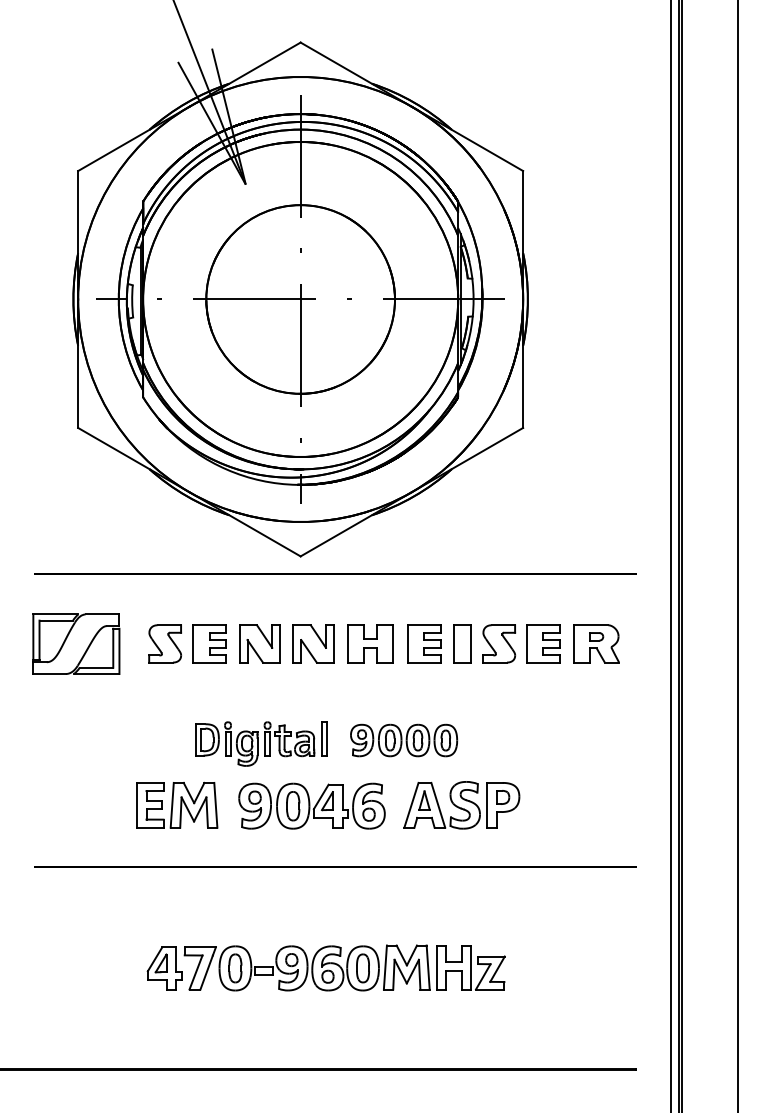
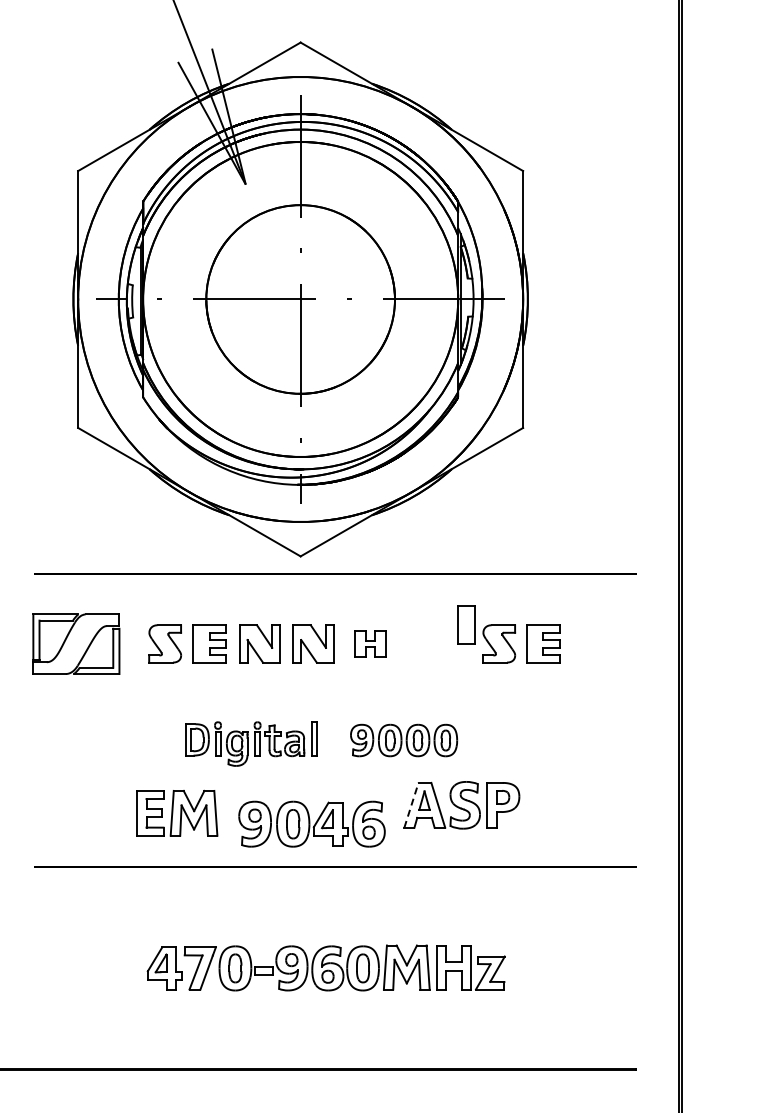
line: present -> none (671, 555)
line: present -> none (738, 555)
part size: 47x40 px -> 33x28 px (370, 643)
part: present -> none (424, 643)
part position: (462, 643) -> (466, 624) (466, 624)
part: present -> none (596, 643)
part position: (261, 743) -> (251, 743) (251, 743)
part position: (177, 804) -> (177, 812) (177, 812)
line: solid -> dashed (411, 804)
part position: (311, 805) -> (311, 823) (311, 823)
